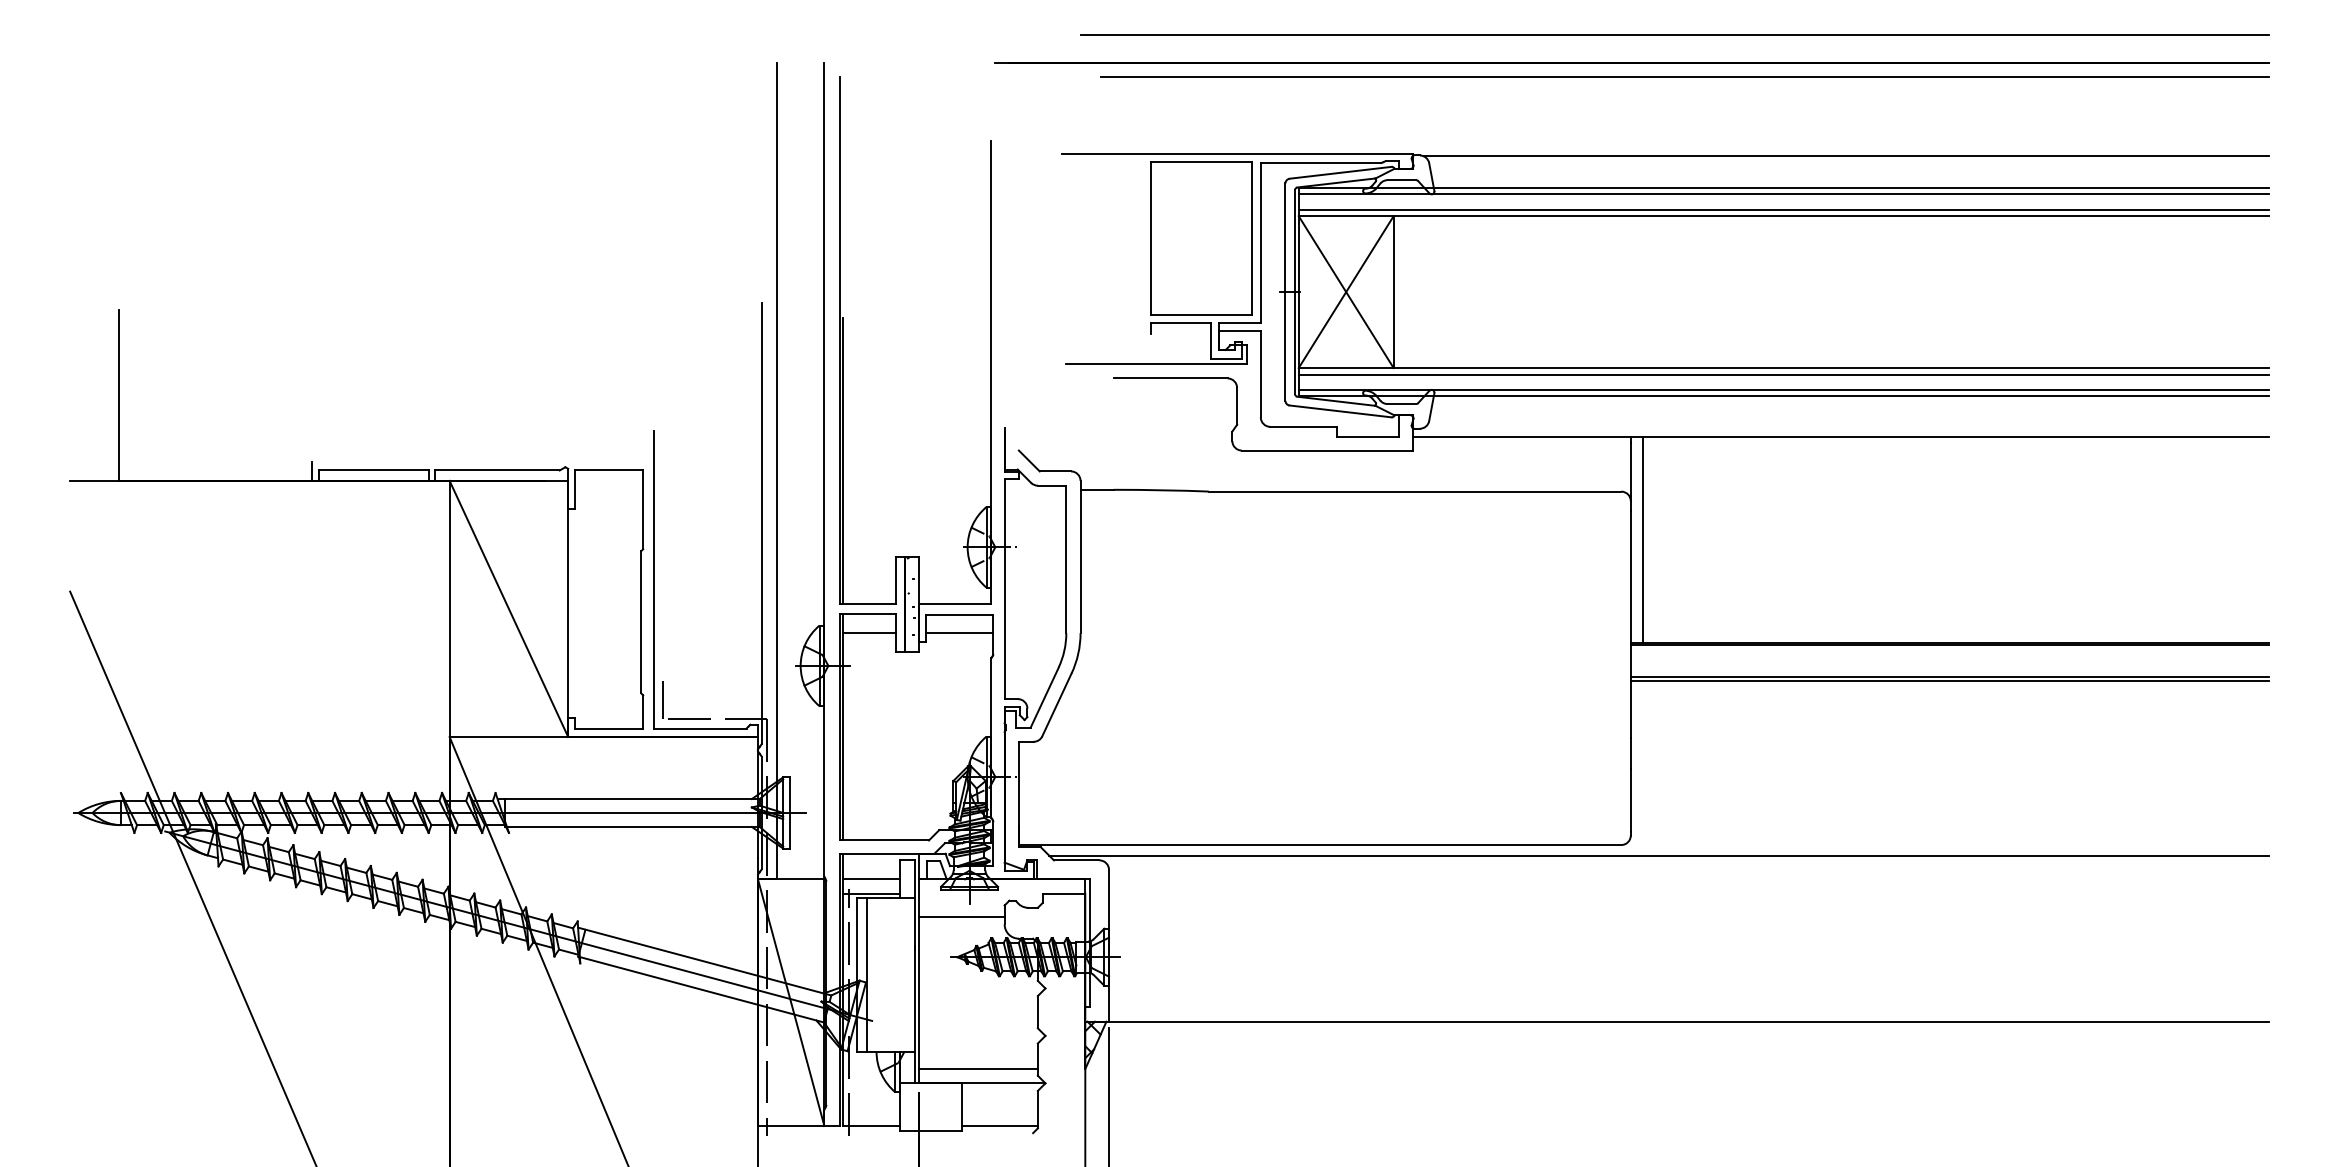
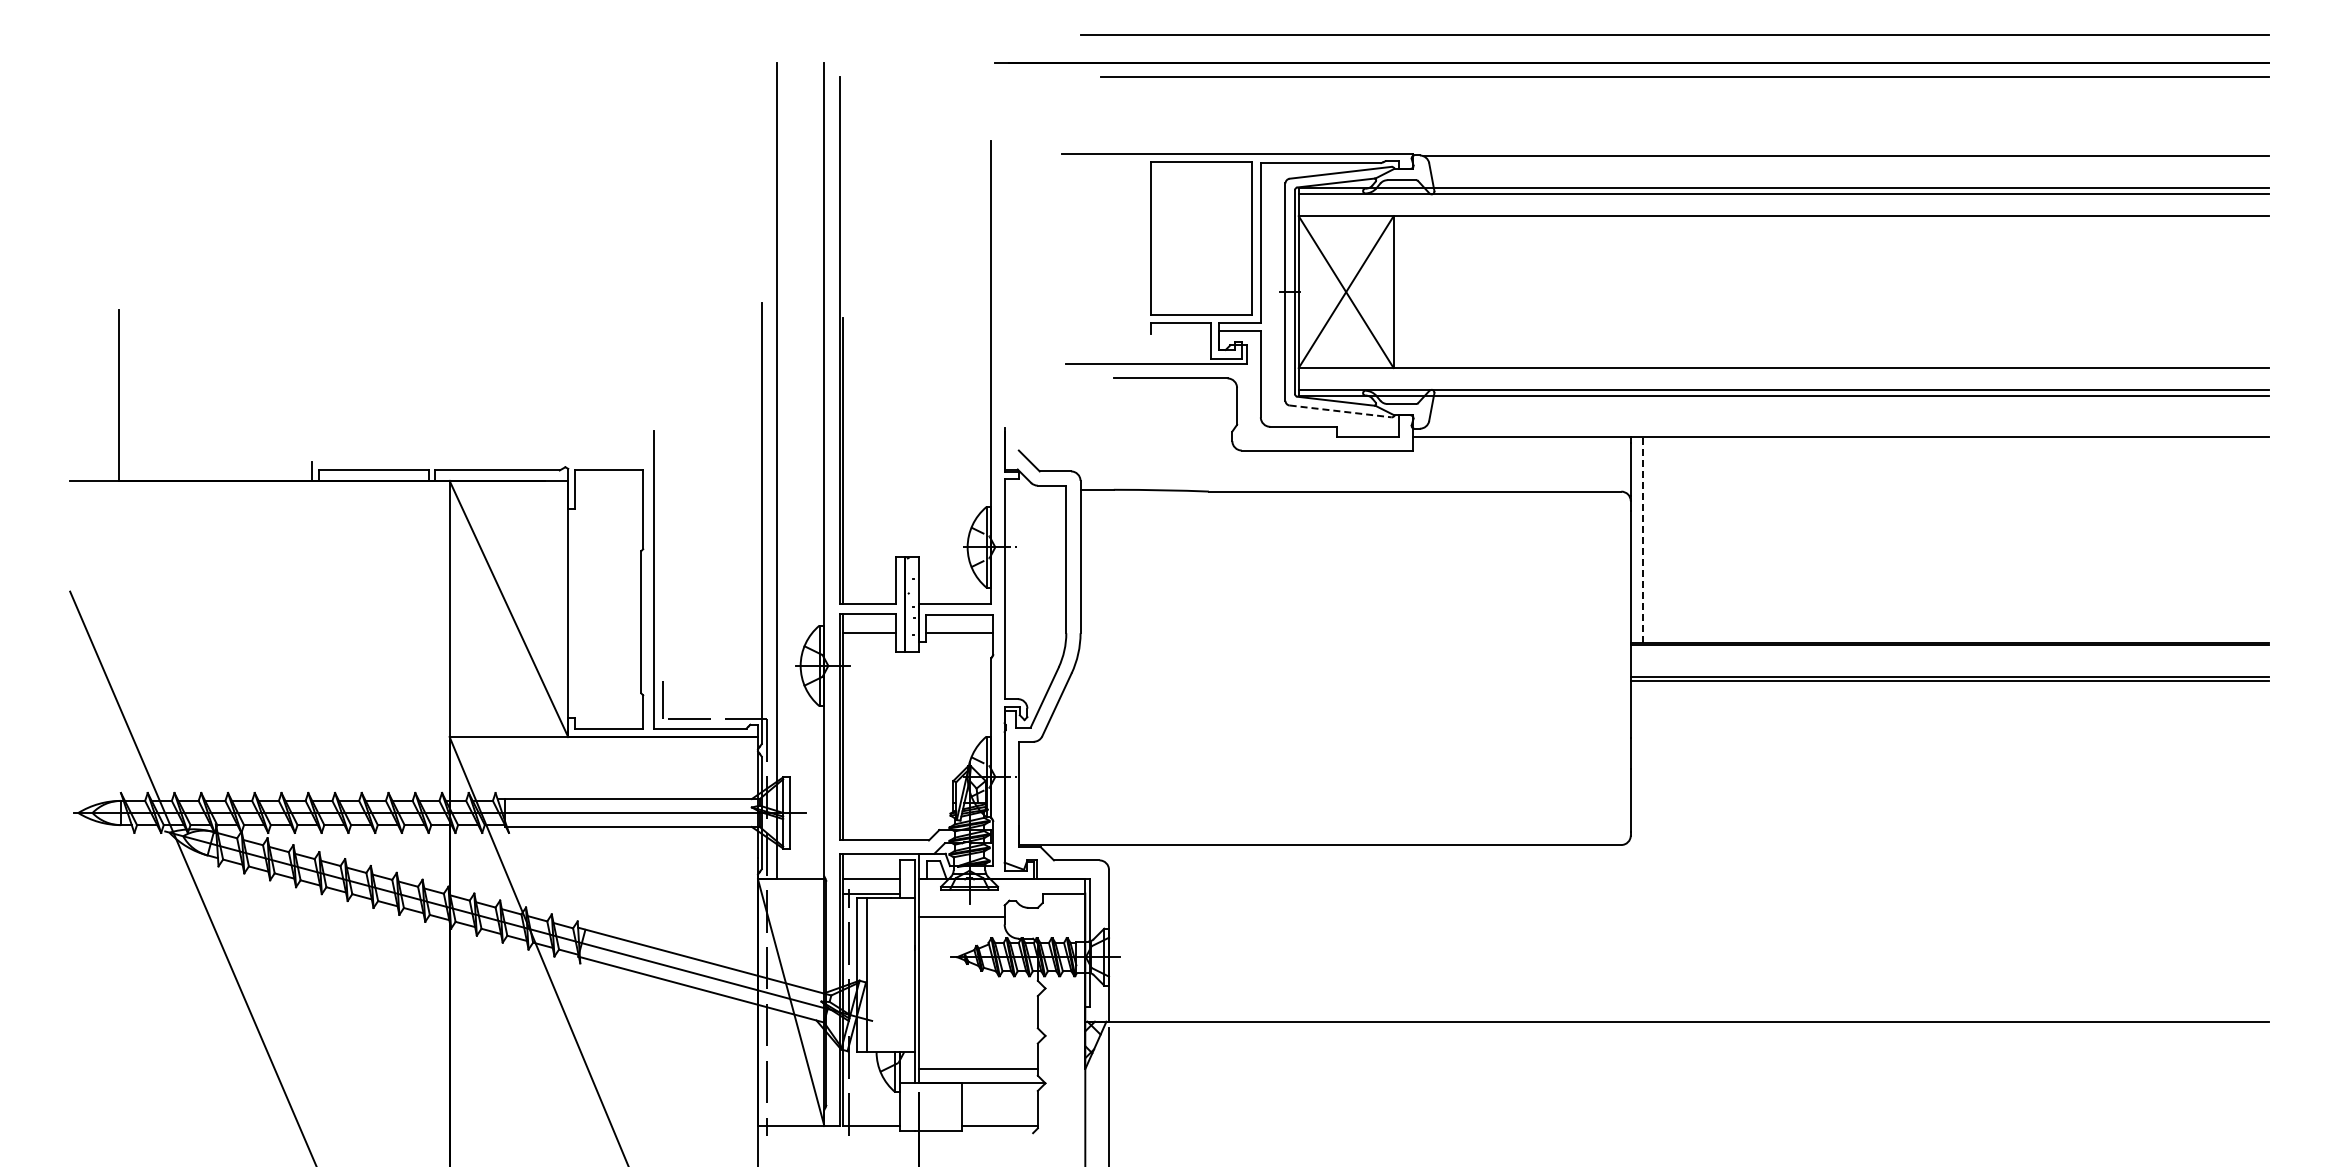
line: present -> none (1783, 209)
line: present -> none (1783, 374)
line: solid -> dashed (1341, 411)
line: solid -> dashed (1642, 540)
line: present -> none (1658, 855)
